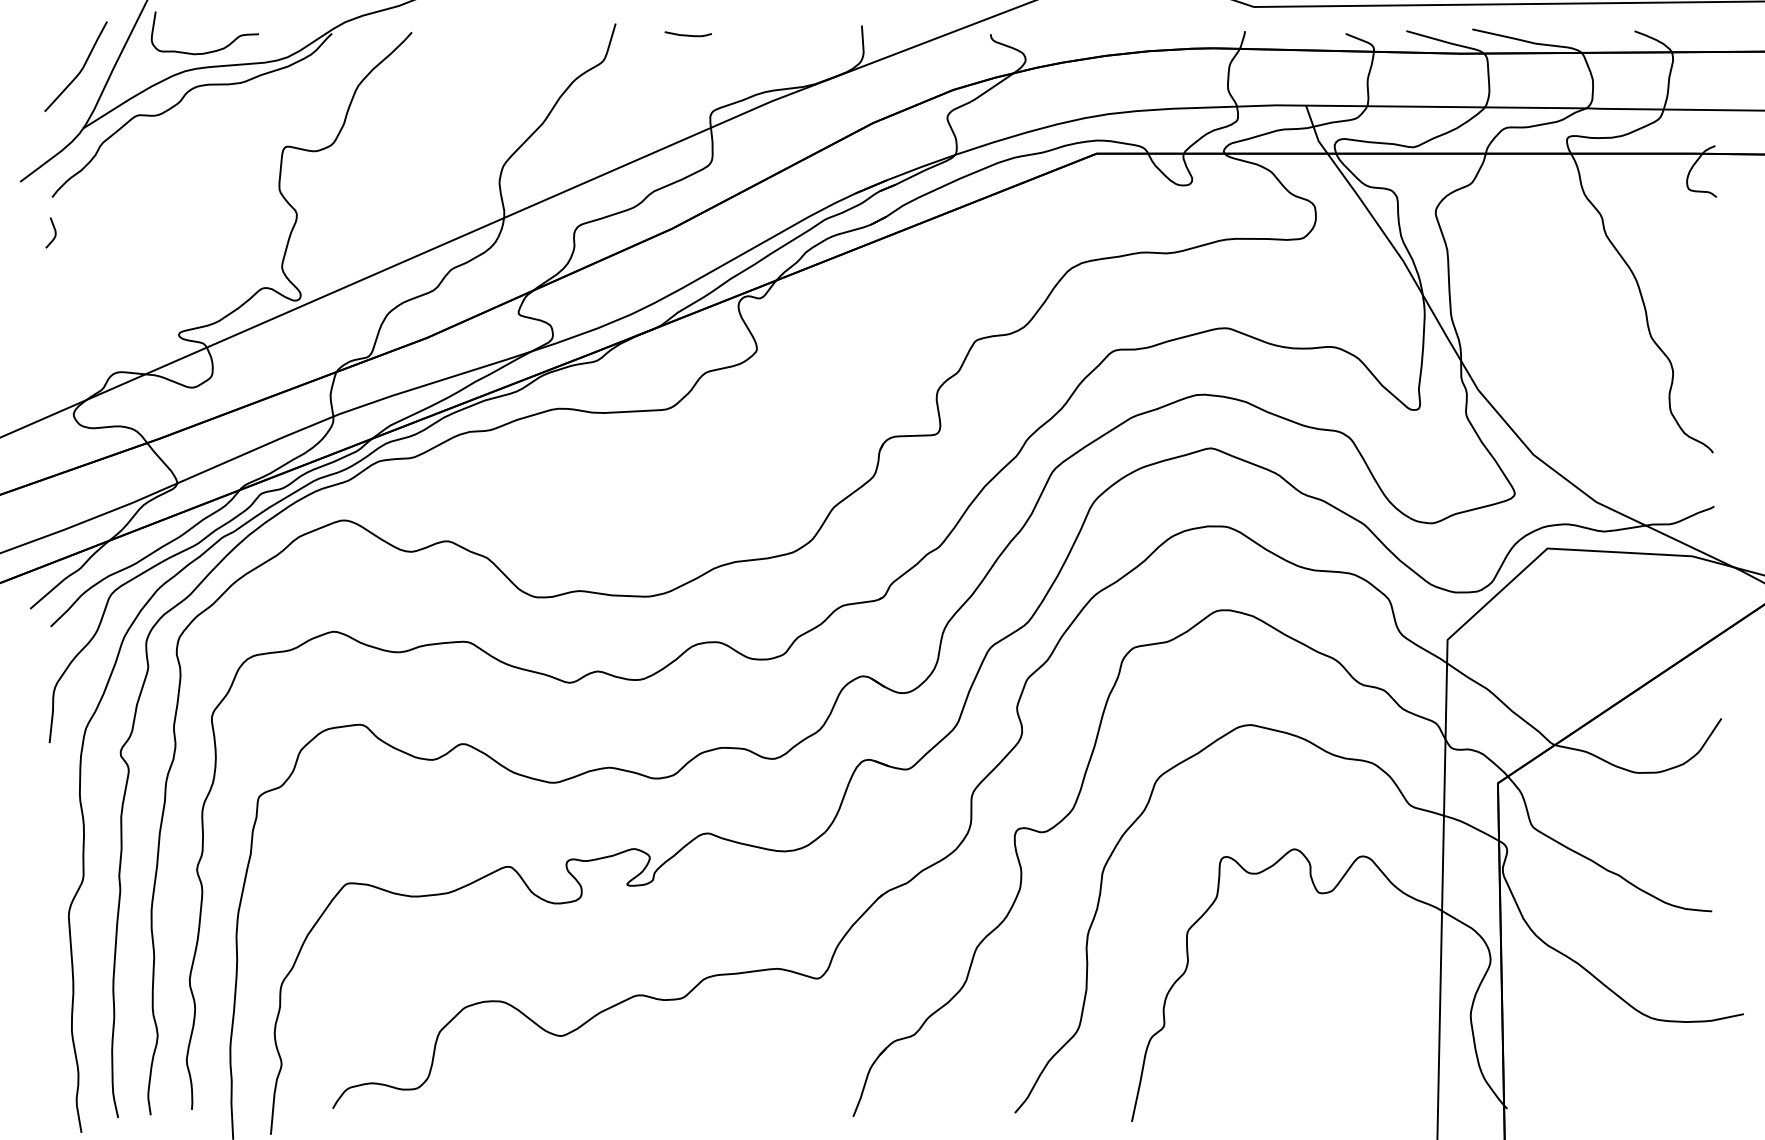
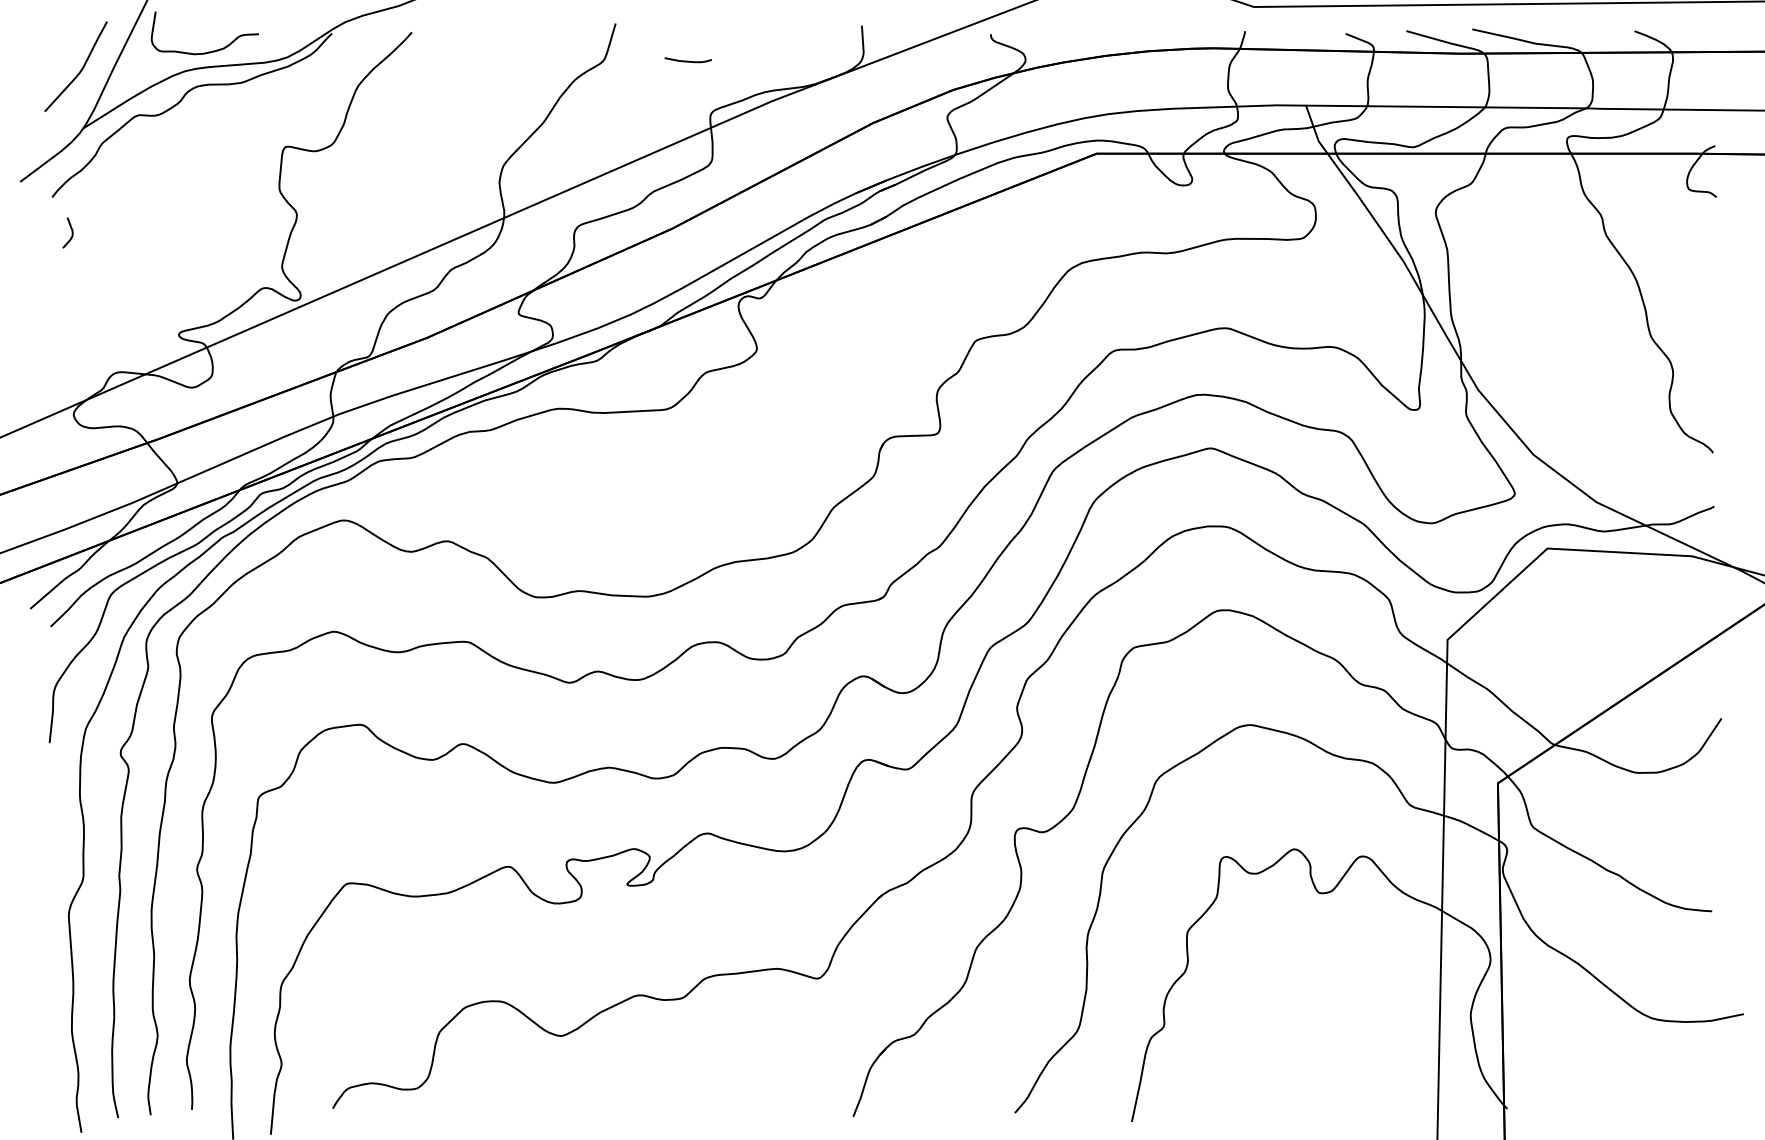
curve position: (687, 34) -> (687, 60) (687, 60)
curve position: (54, 232) -> (71, 232) (71, 232)
